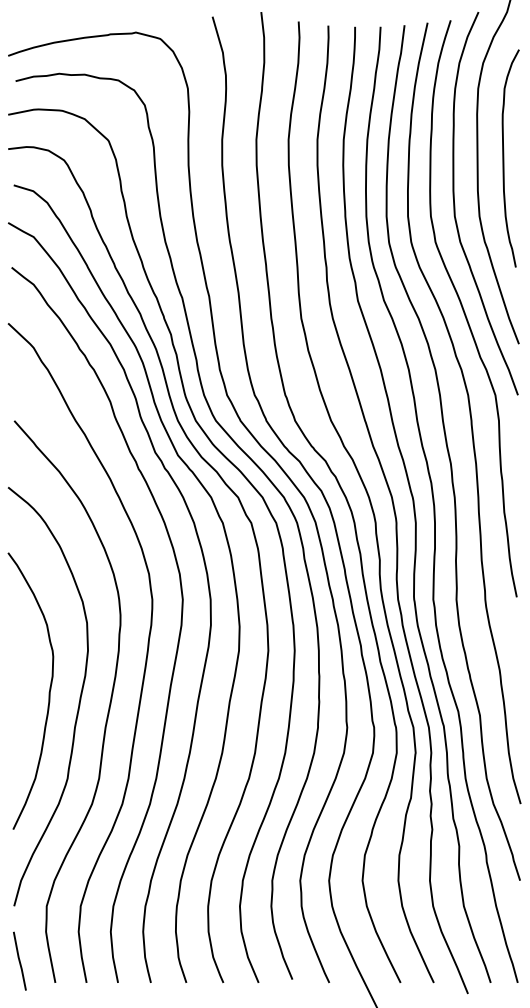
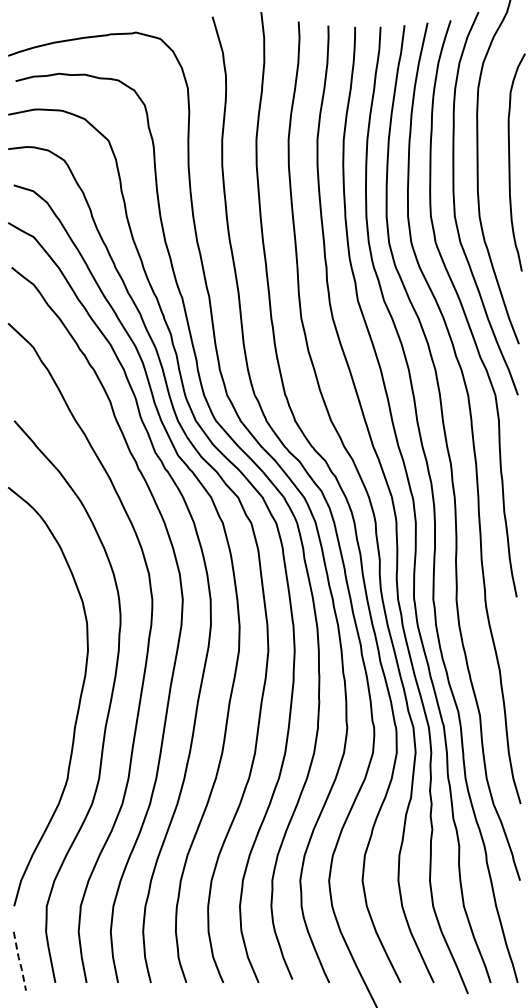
curve position: (504, 158) -> (510, 162) (510, 162)
curve: present -> none (48, 692)
line: solid -> dashed (19, 961)
